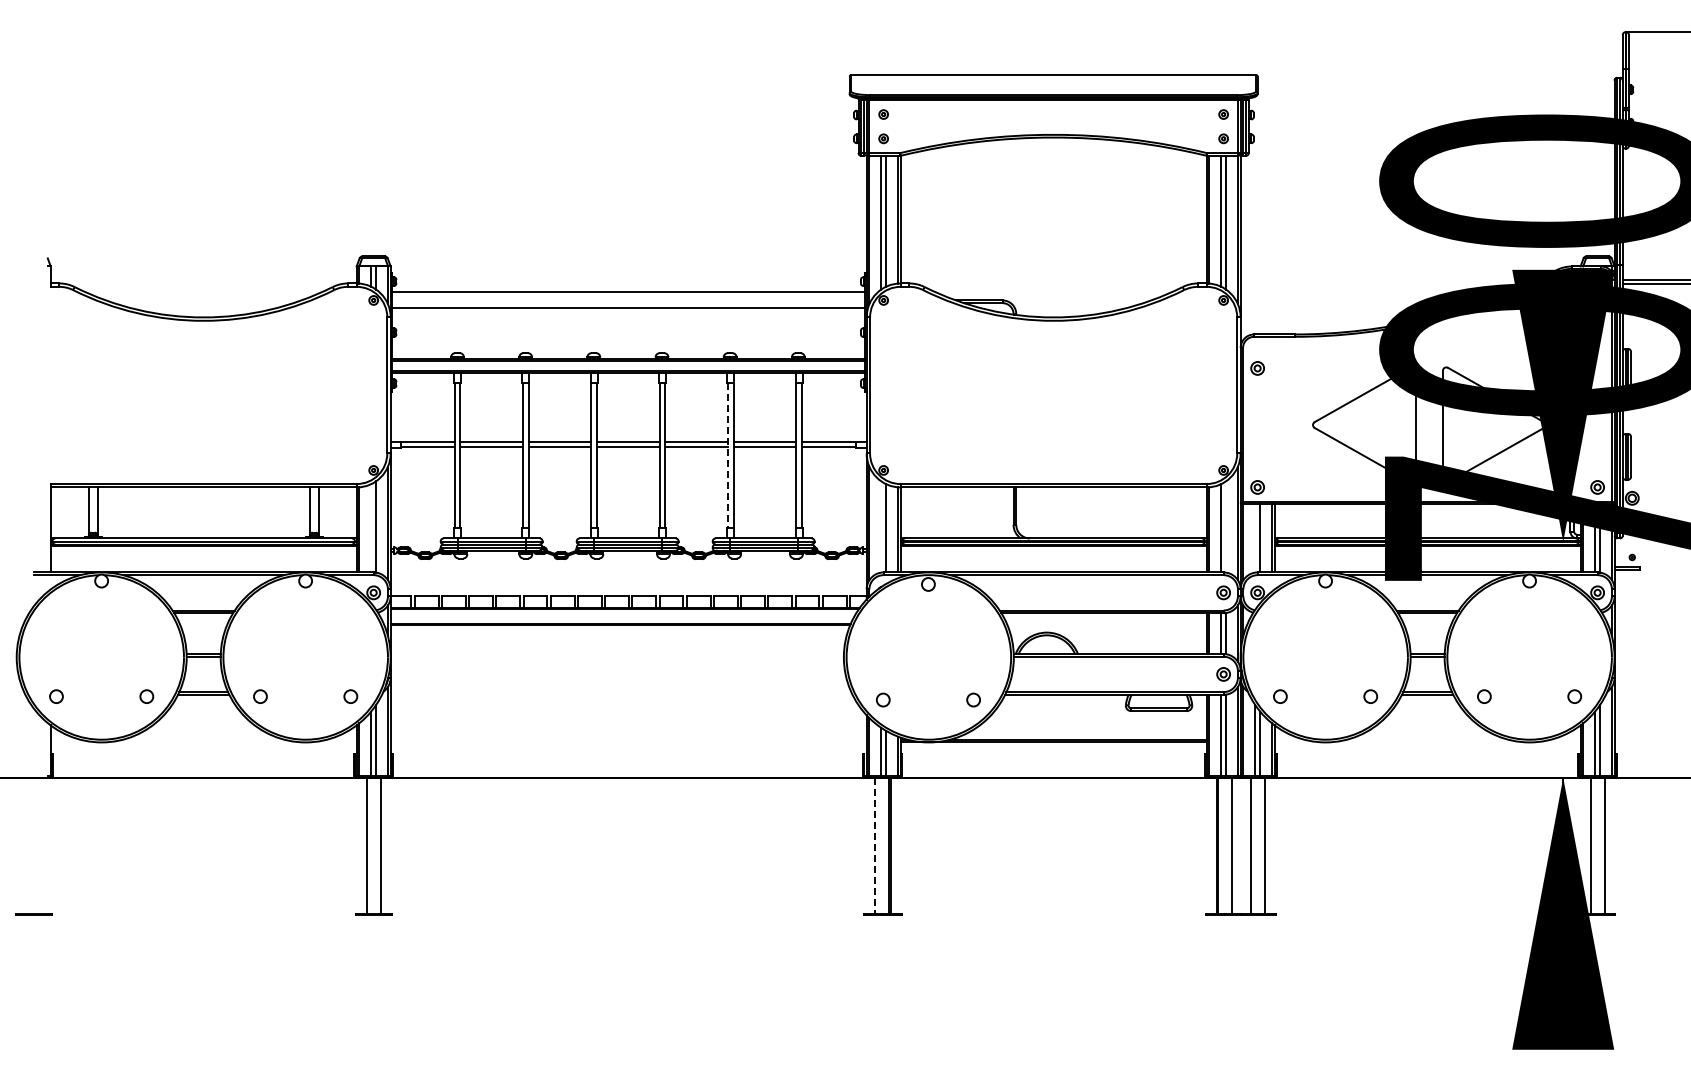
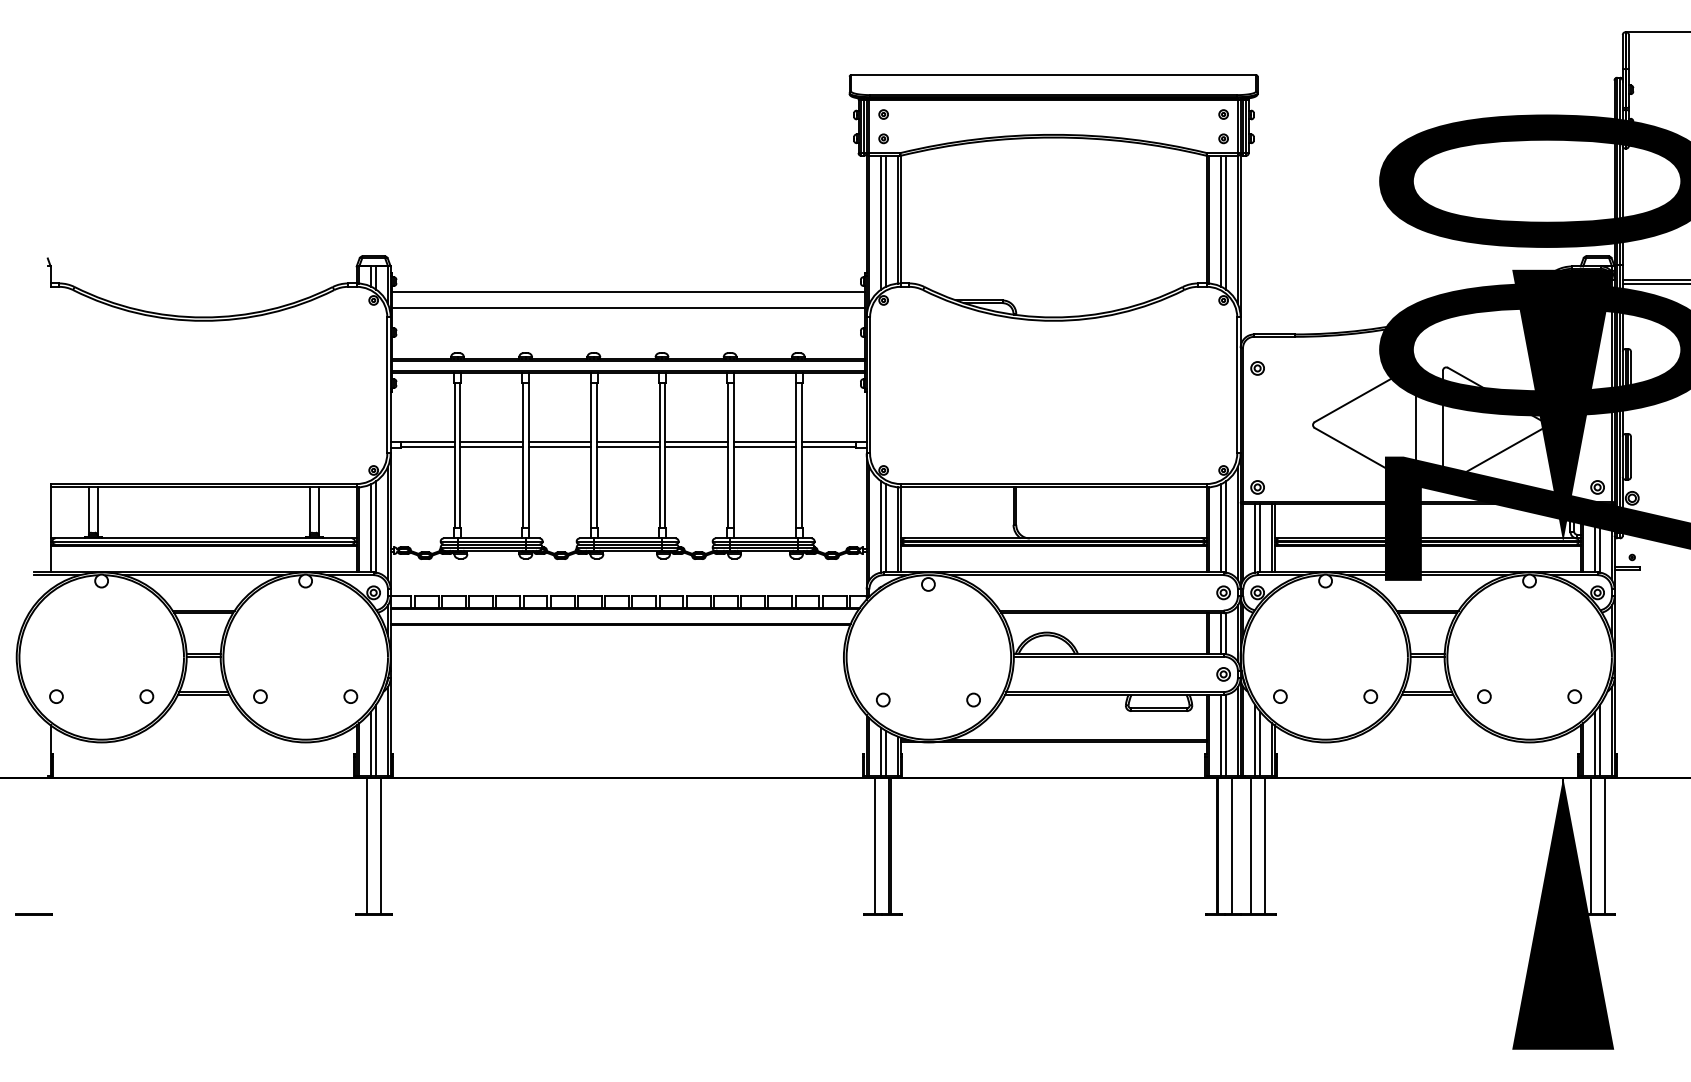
line: dashed -> solid (728, 455)
line: none -> present (880, 526)
line: none -> present (1226, 526)
line: none -> present (370, 528)
line: none -> present (1254, 538)
line: dashed -> solid (875, 845)
